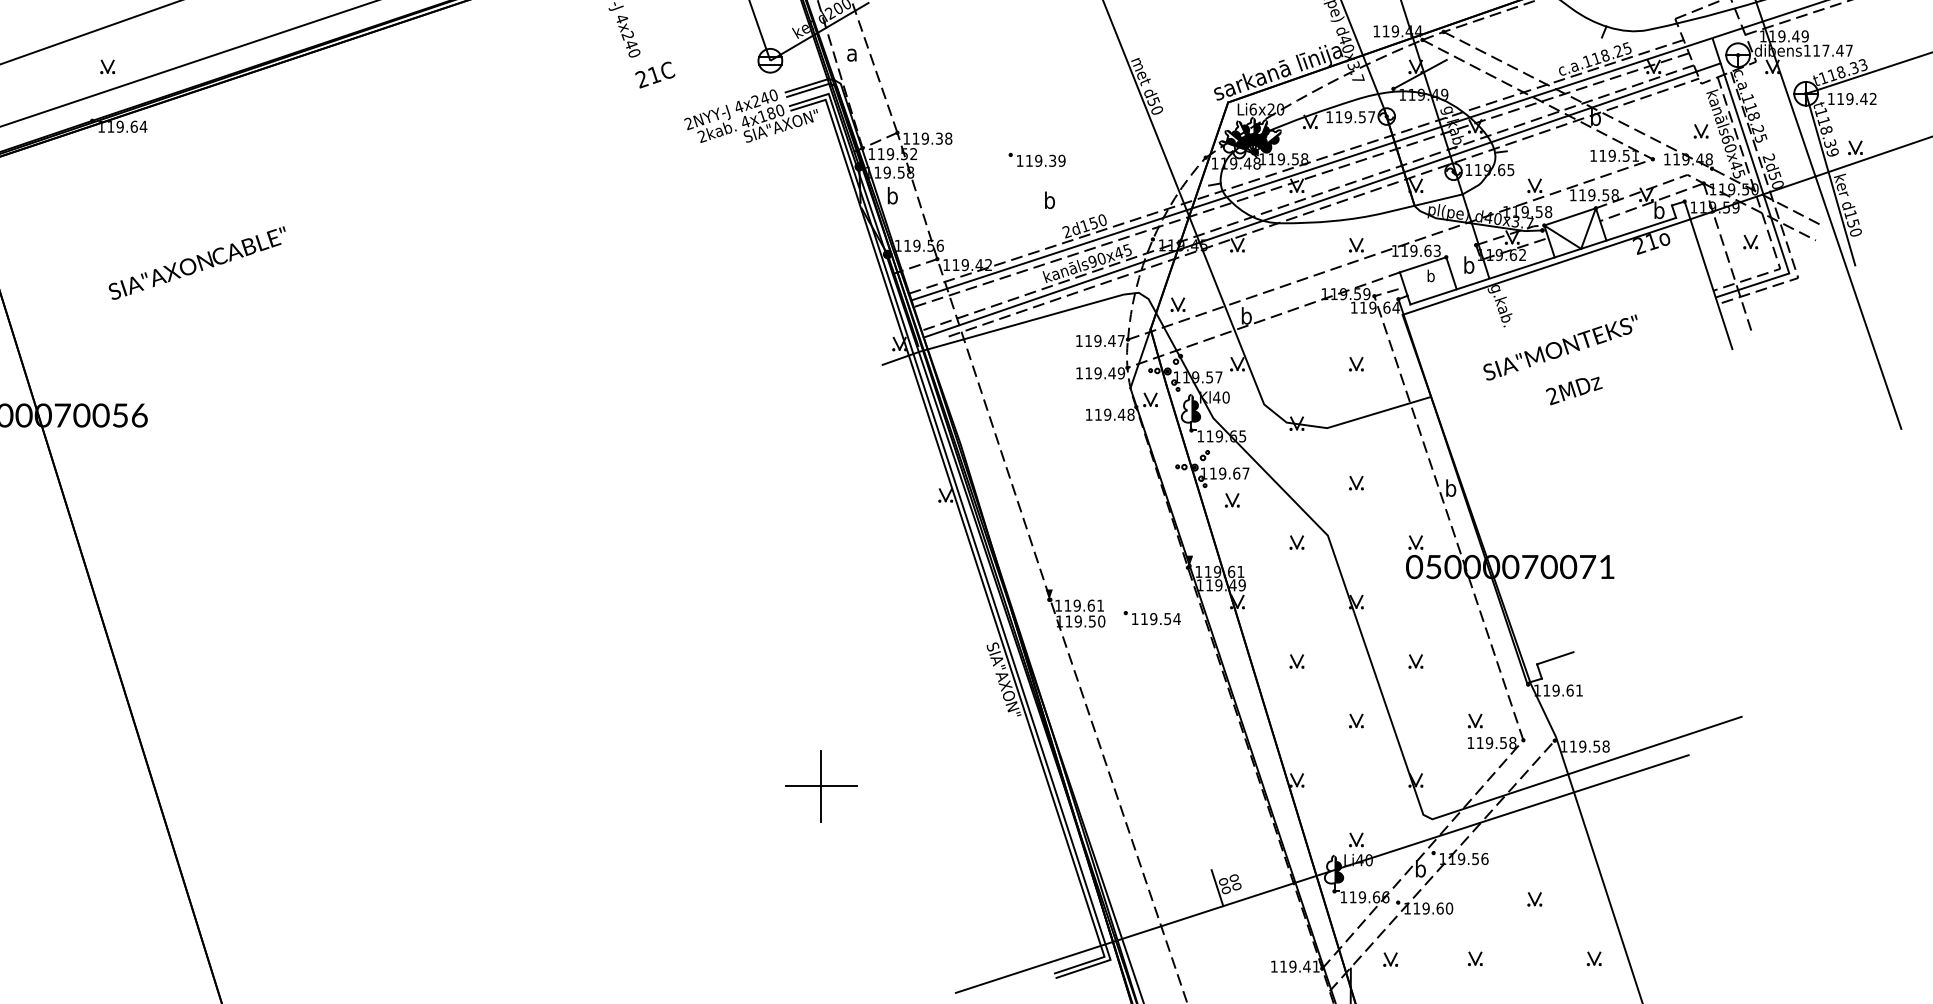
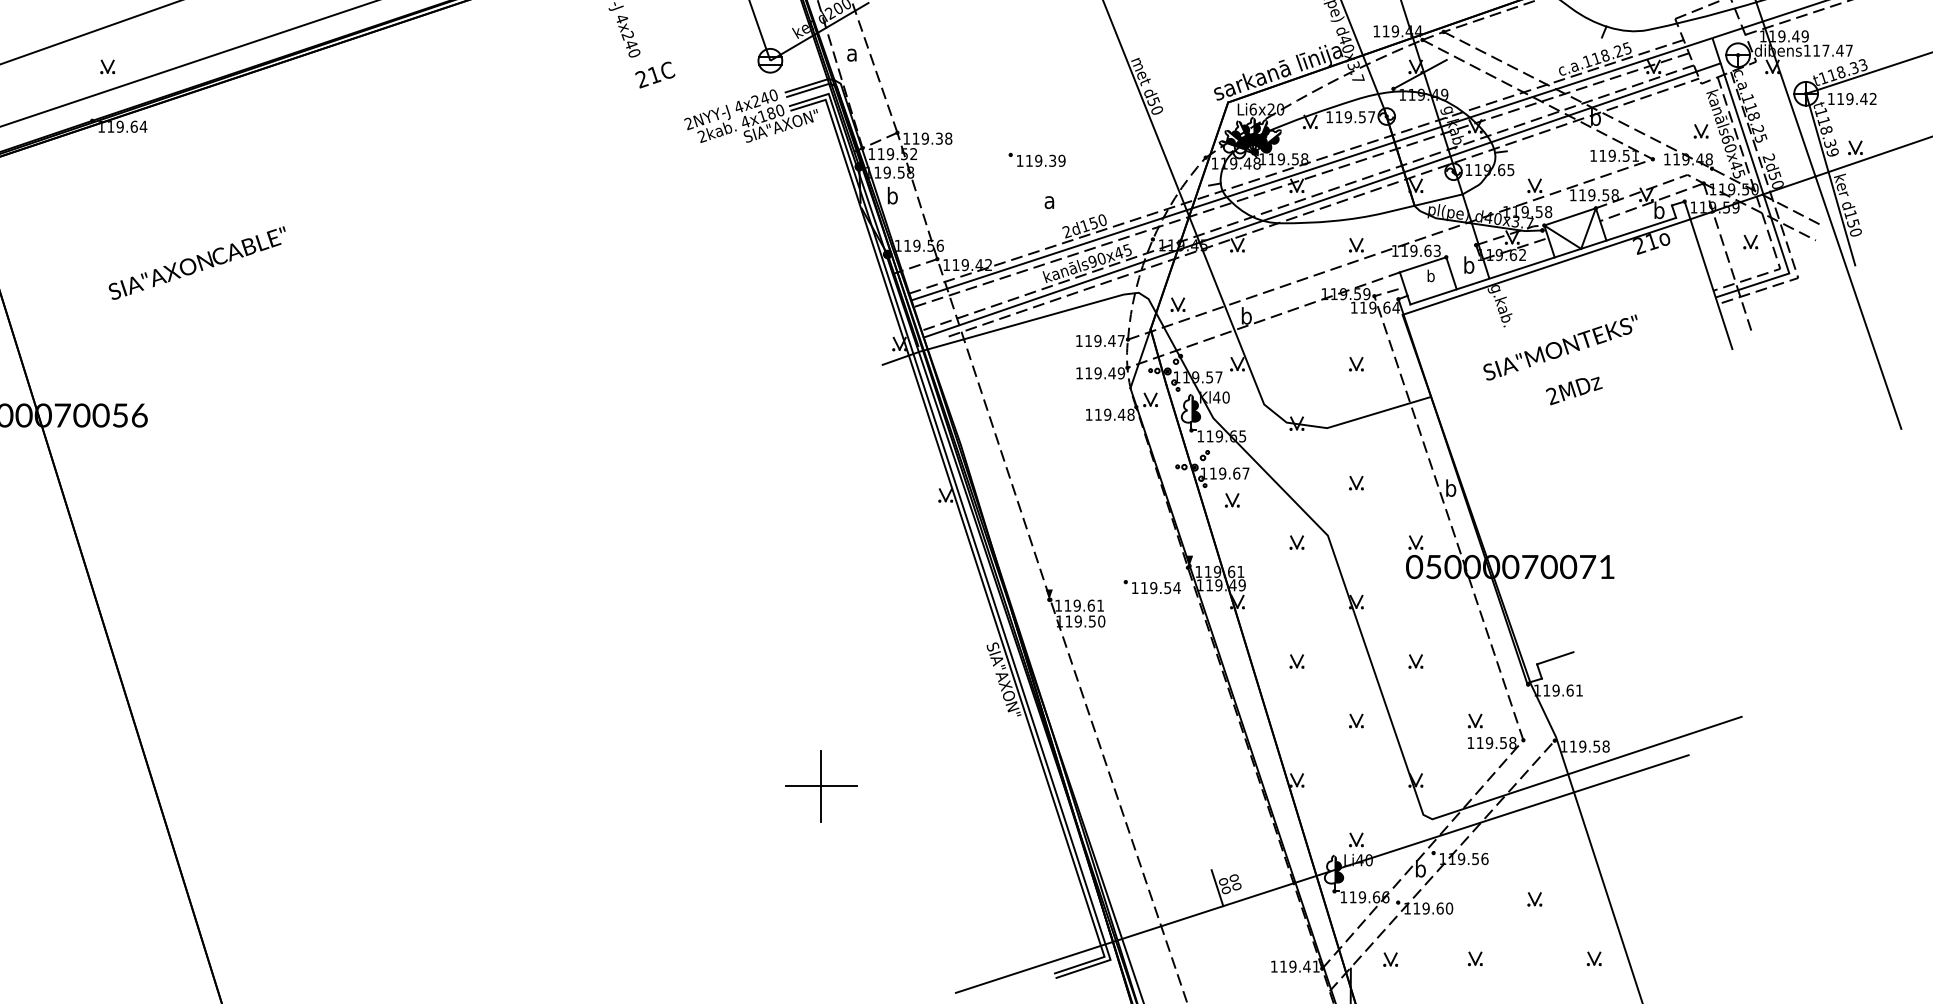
text: b -> a (1049, 200)
part position: (1151, 618) -> (1151, 587) (1151, 587)
